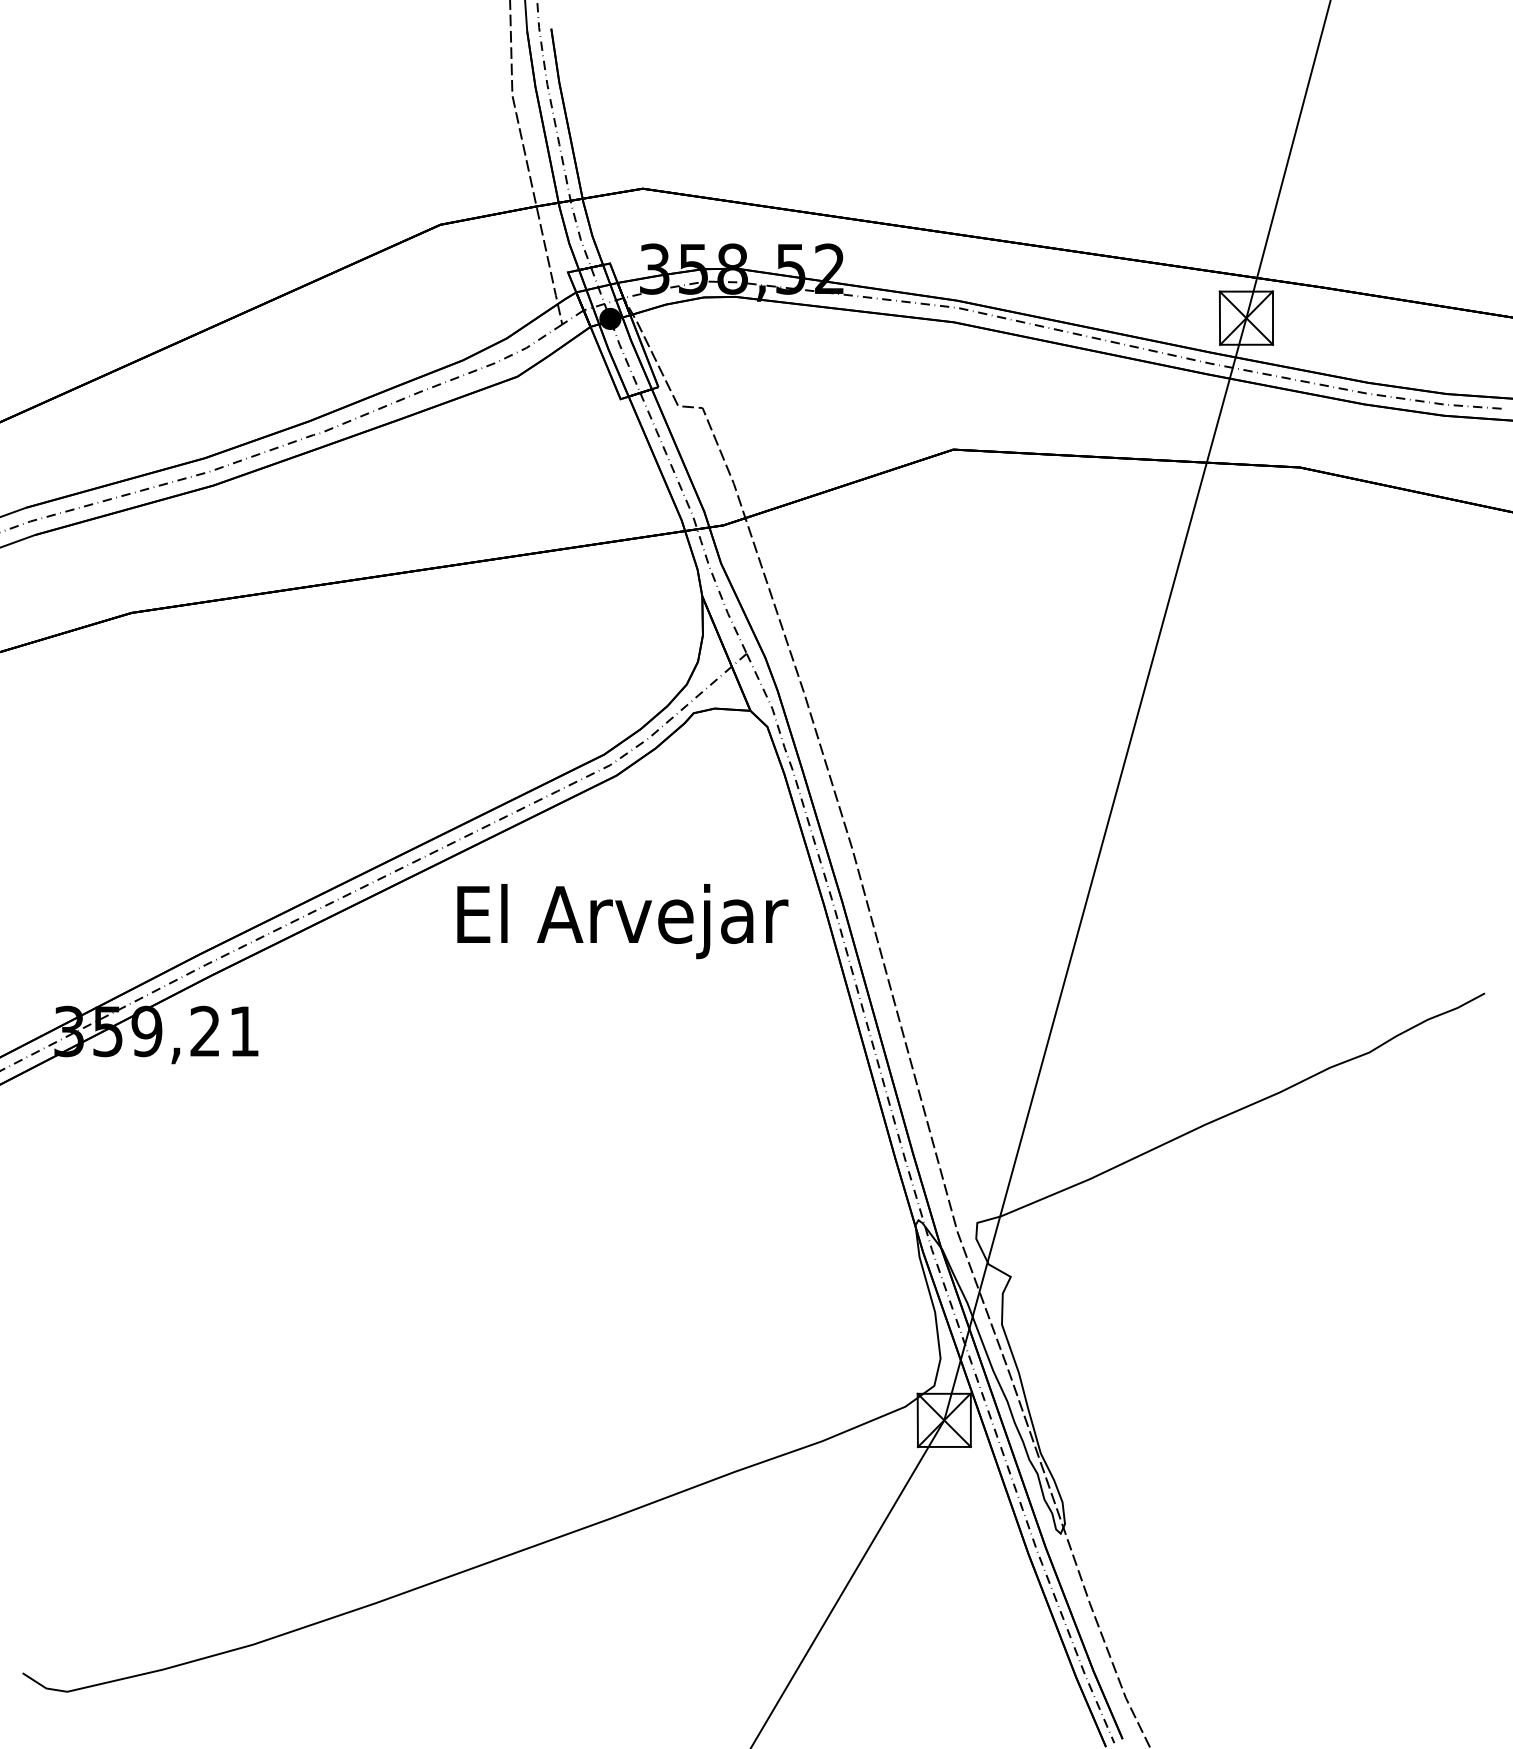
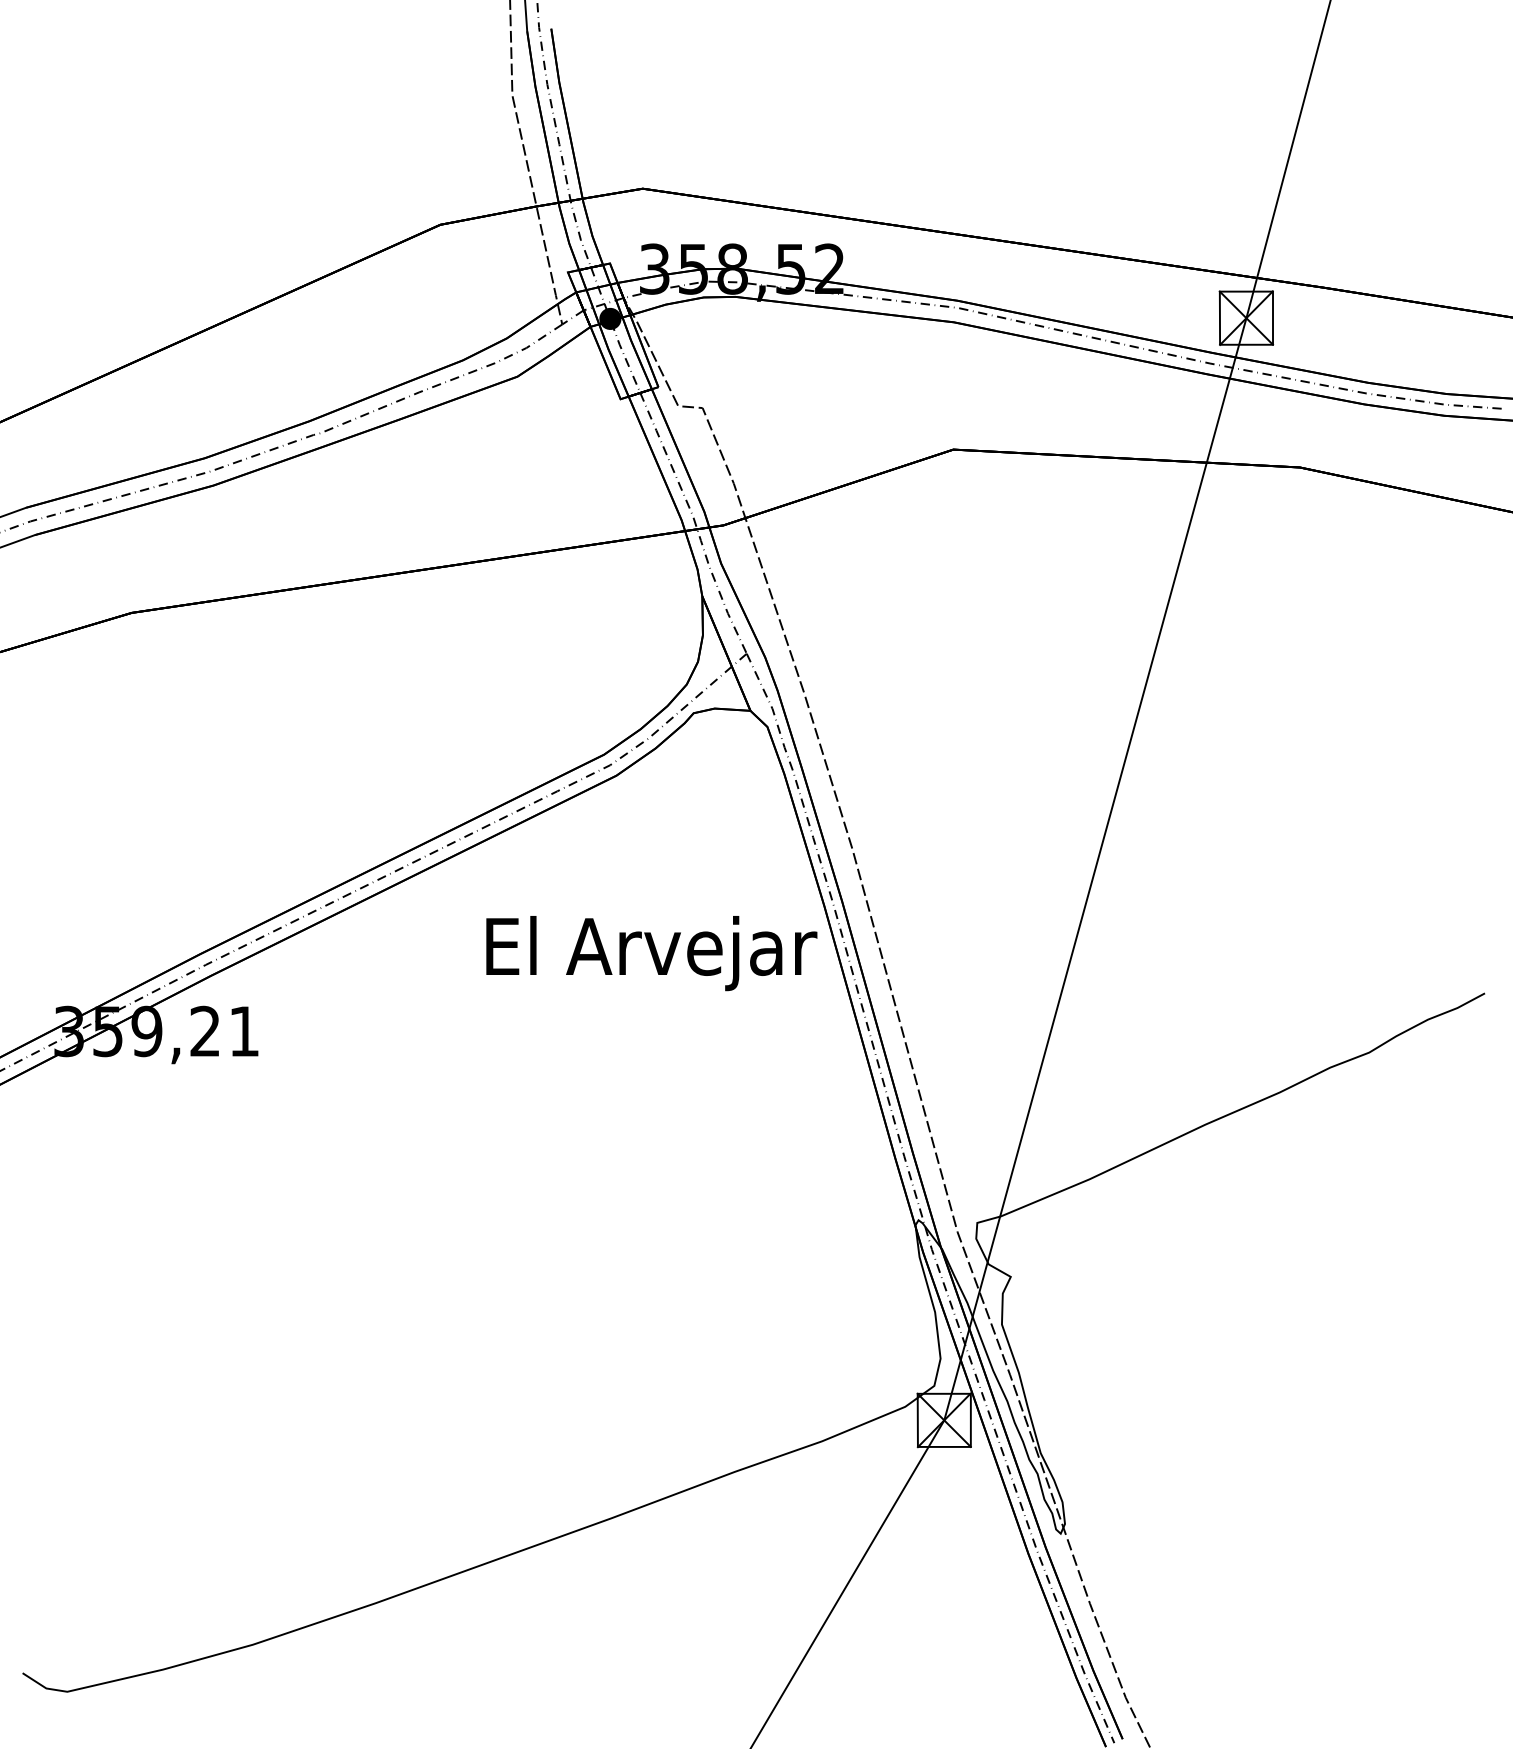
text position: (622, 921) -> (651, 953) (651, 953)
